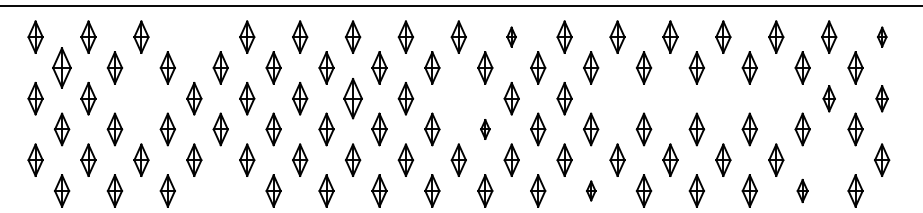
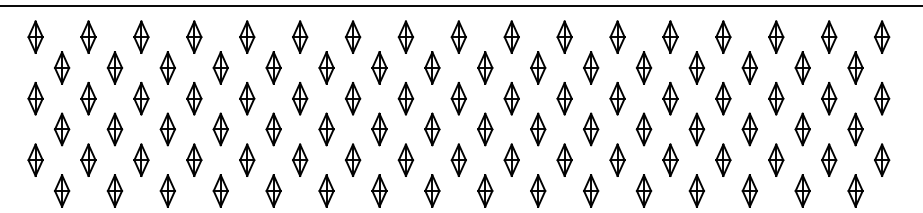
part: none -> present (194, 36)
part size: 11x22 px -> 17x34 px (511, 36)
part size: 11x22 px -> 17x34 px (882, 36)
part size: 20x42 px -> 17x34 px (62, 67)
part: none -> present (141, 98)
part size: 20x42 px -> 18x34 px (352, 98)
part: none -> present (458, 98)
part: none -> present (617, 98)
part: none -> present (670, 98)
part: none -> present (723, 98)
part: none -> present (776, 98)
part size: 14x28 px -> 17x34 px (829, 98)
part size: 14x28 px -> 17x34 px (882, 98)
part size: 11x21 px -> 17x35 px (485, 129)
part: none -> present (829, 159)
part: none -> present (220, 190)
part size: 11x22 px -> 17x34 px (591, 190)
part size: 13x24 px -> 17x34 px (802, 190)
